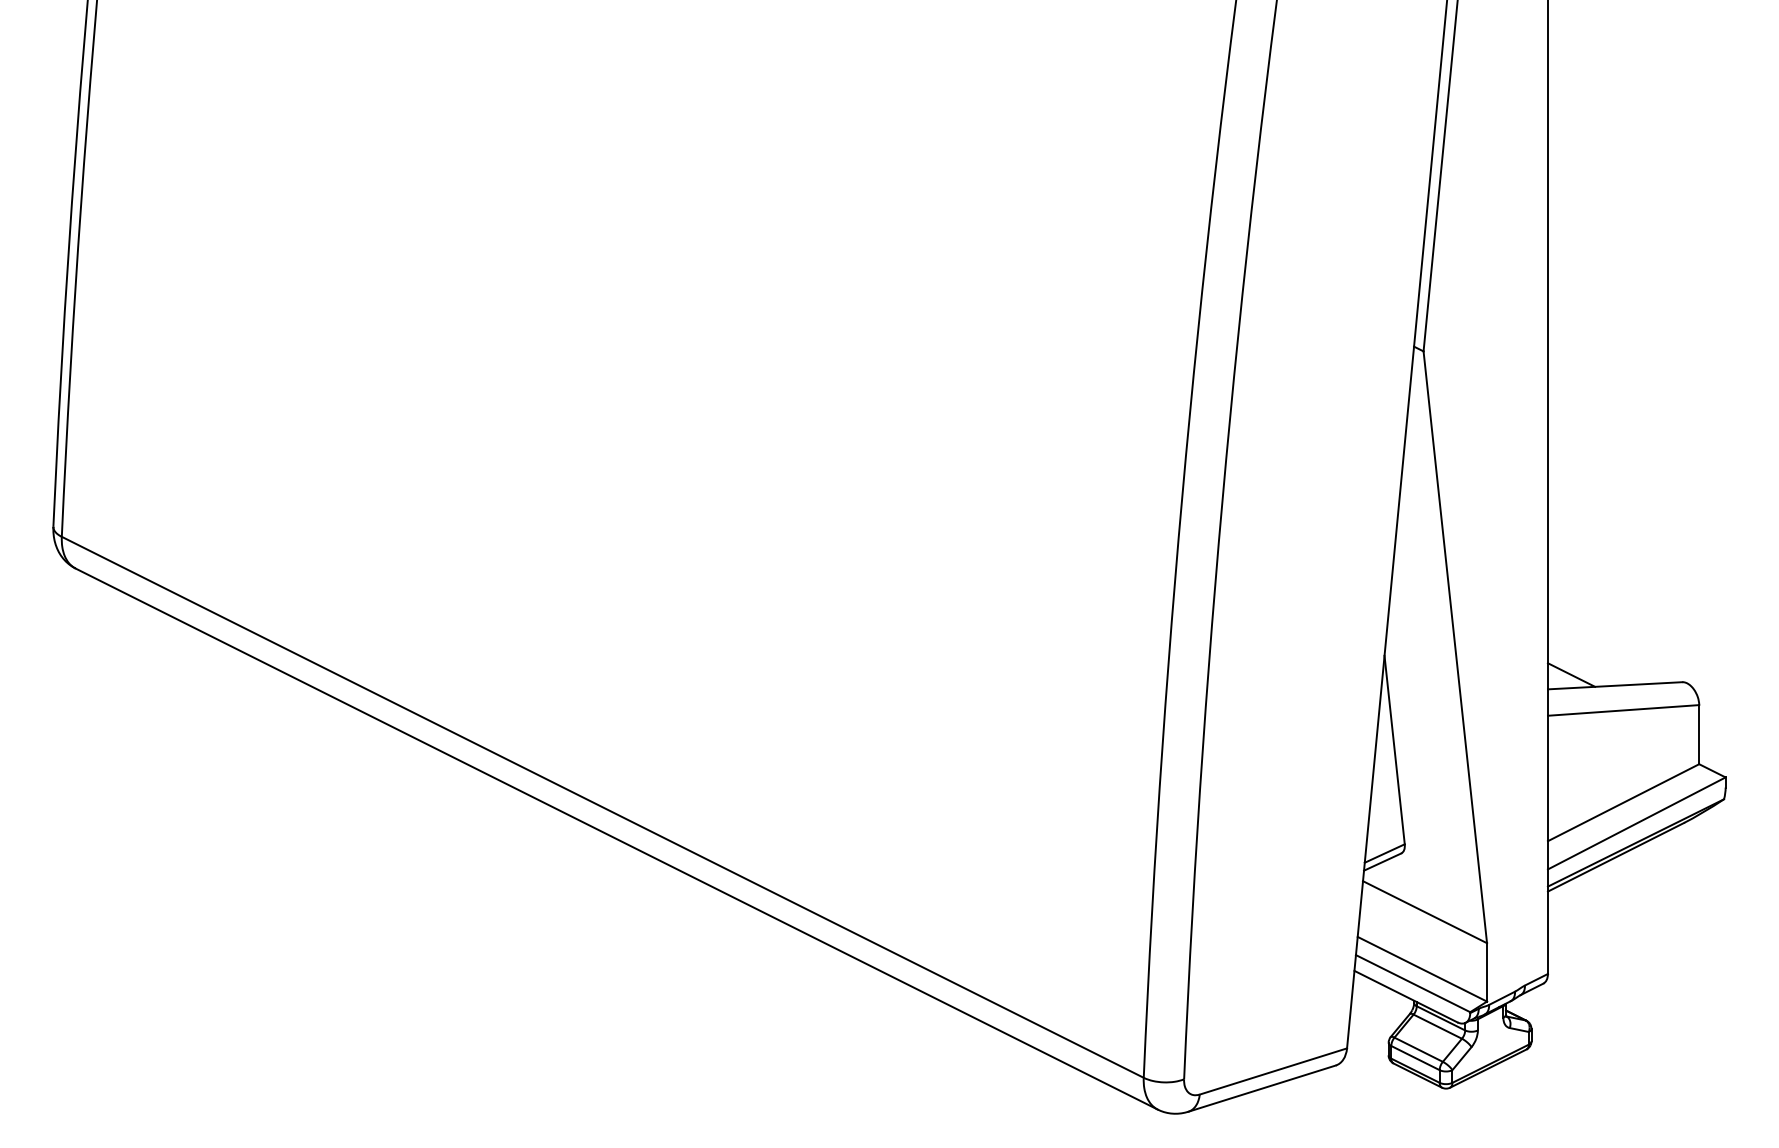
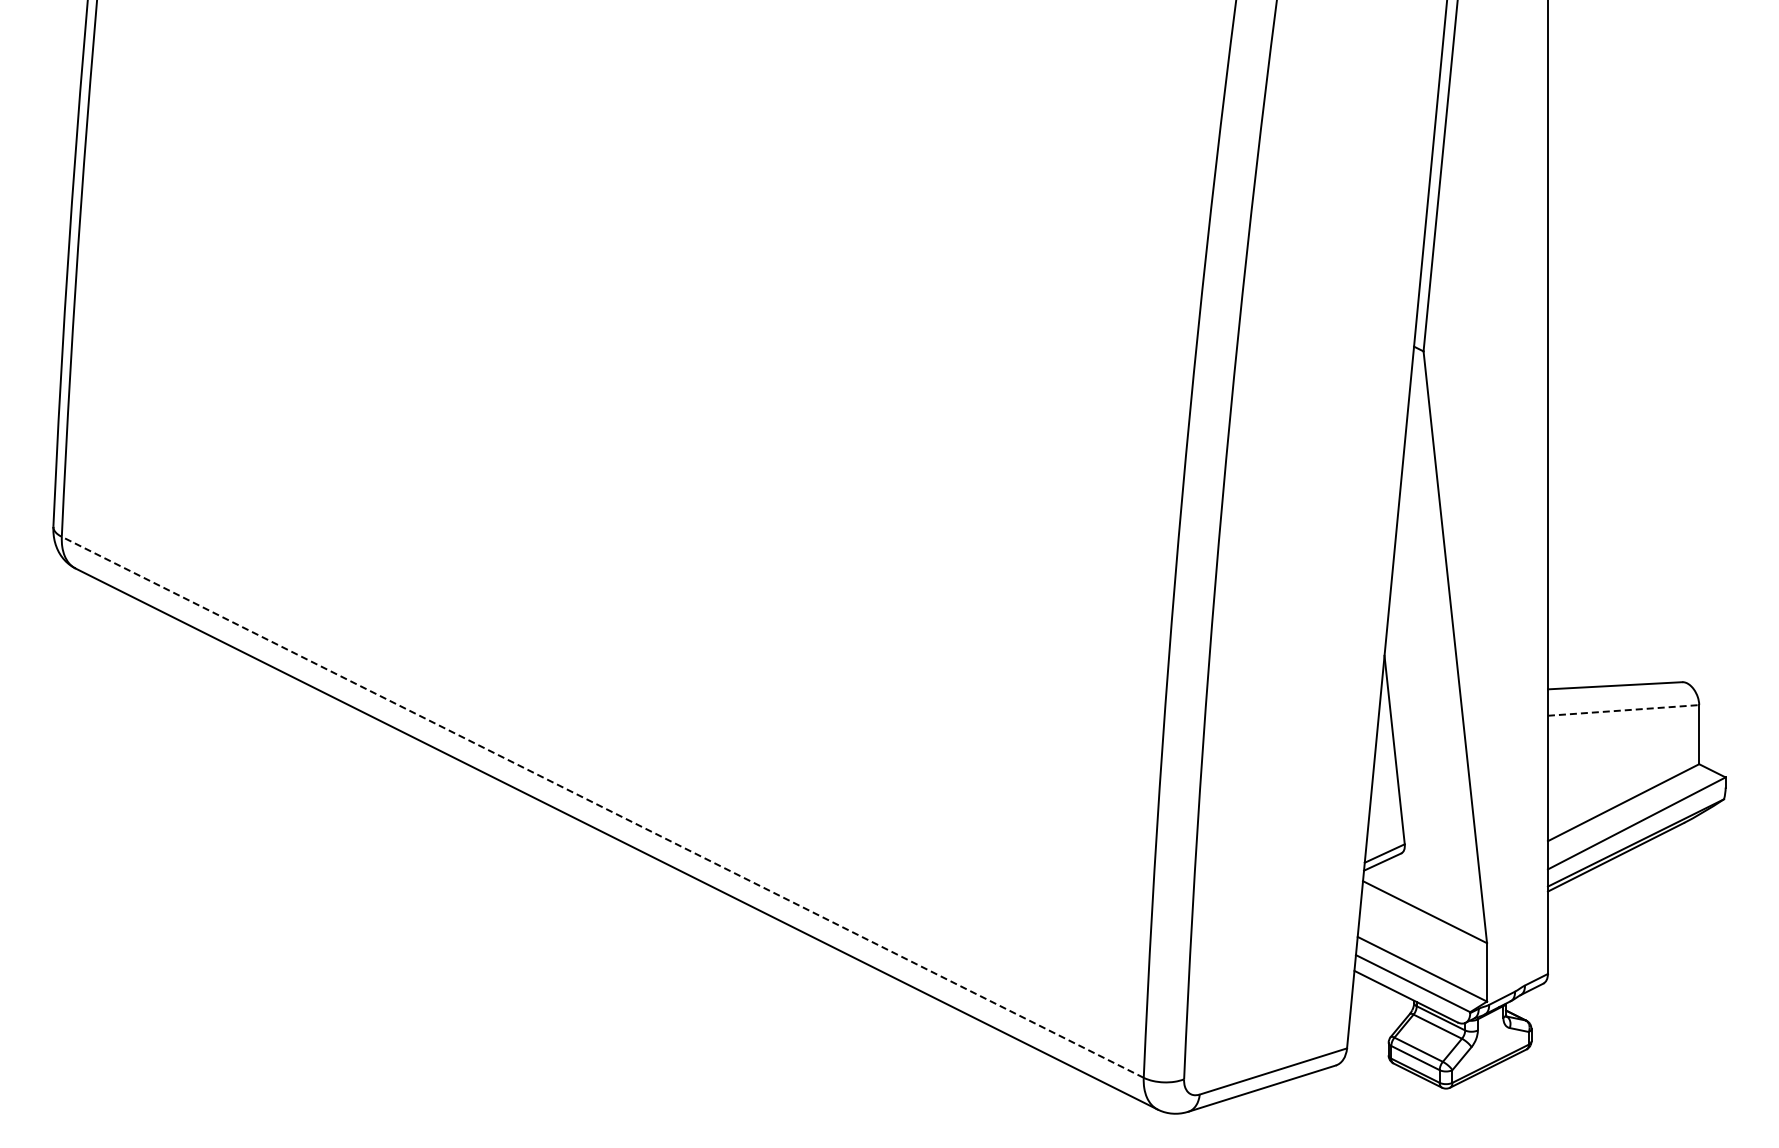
line: present -> none (1571, 674)
line: solid -> dashed (1623, 710)
line: solid -> dashed (602, 807)
